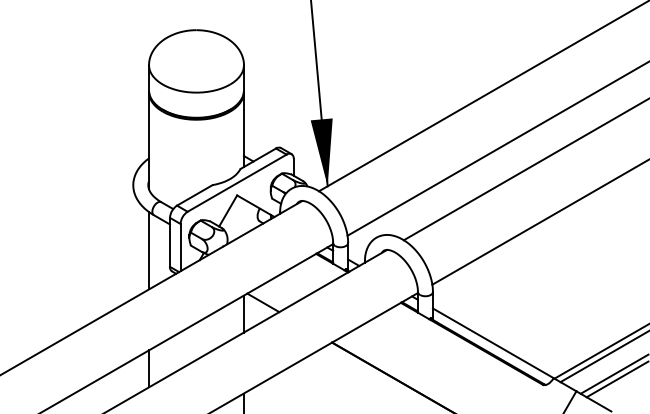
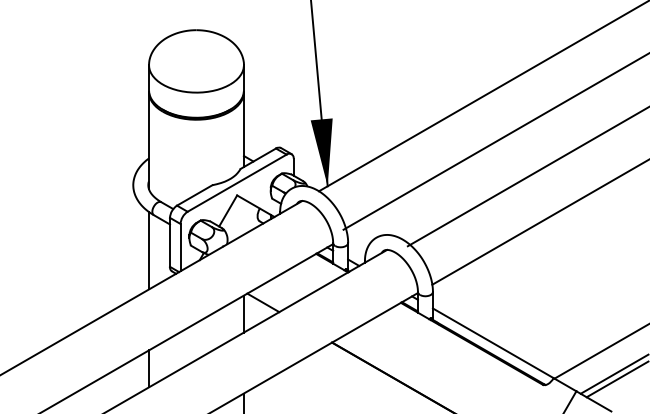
line position: (496, 149) -> (494, 141) (494, 141)
line position: (524, 170) -> (526, 177) (526, 177)
line: present -> none (603, 357)
